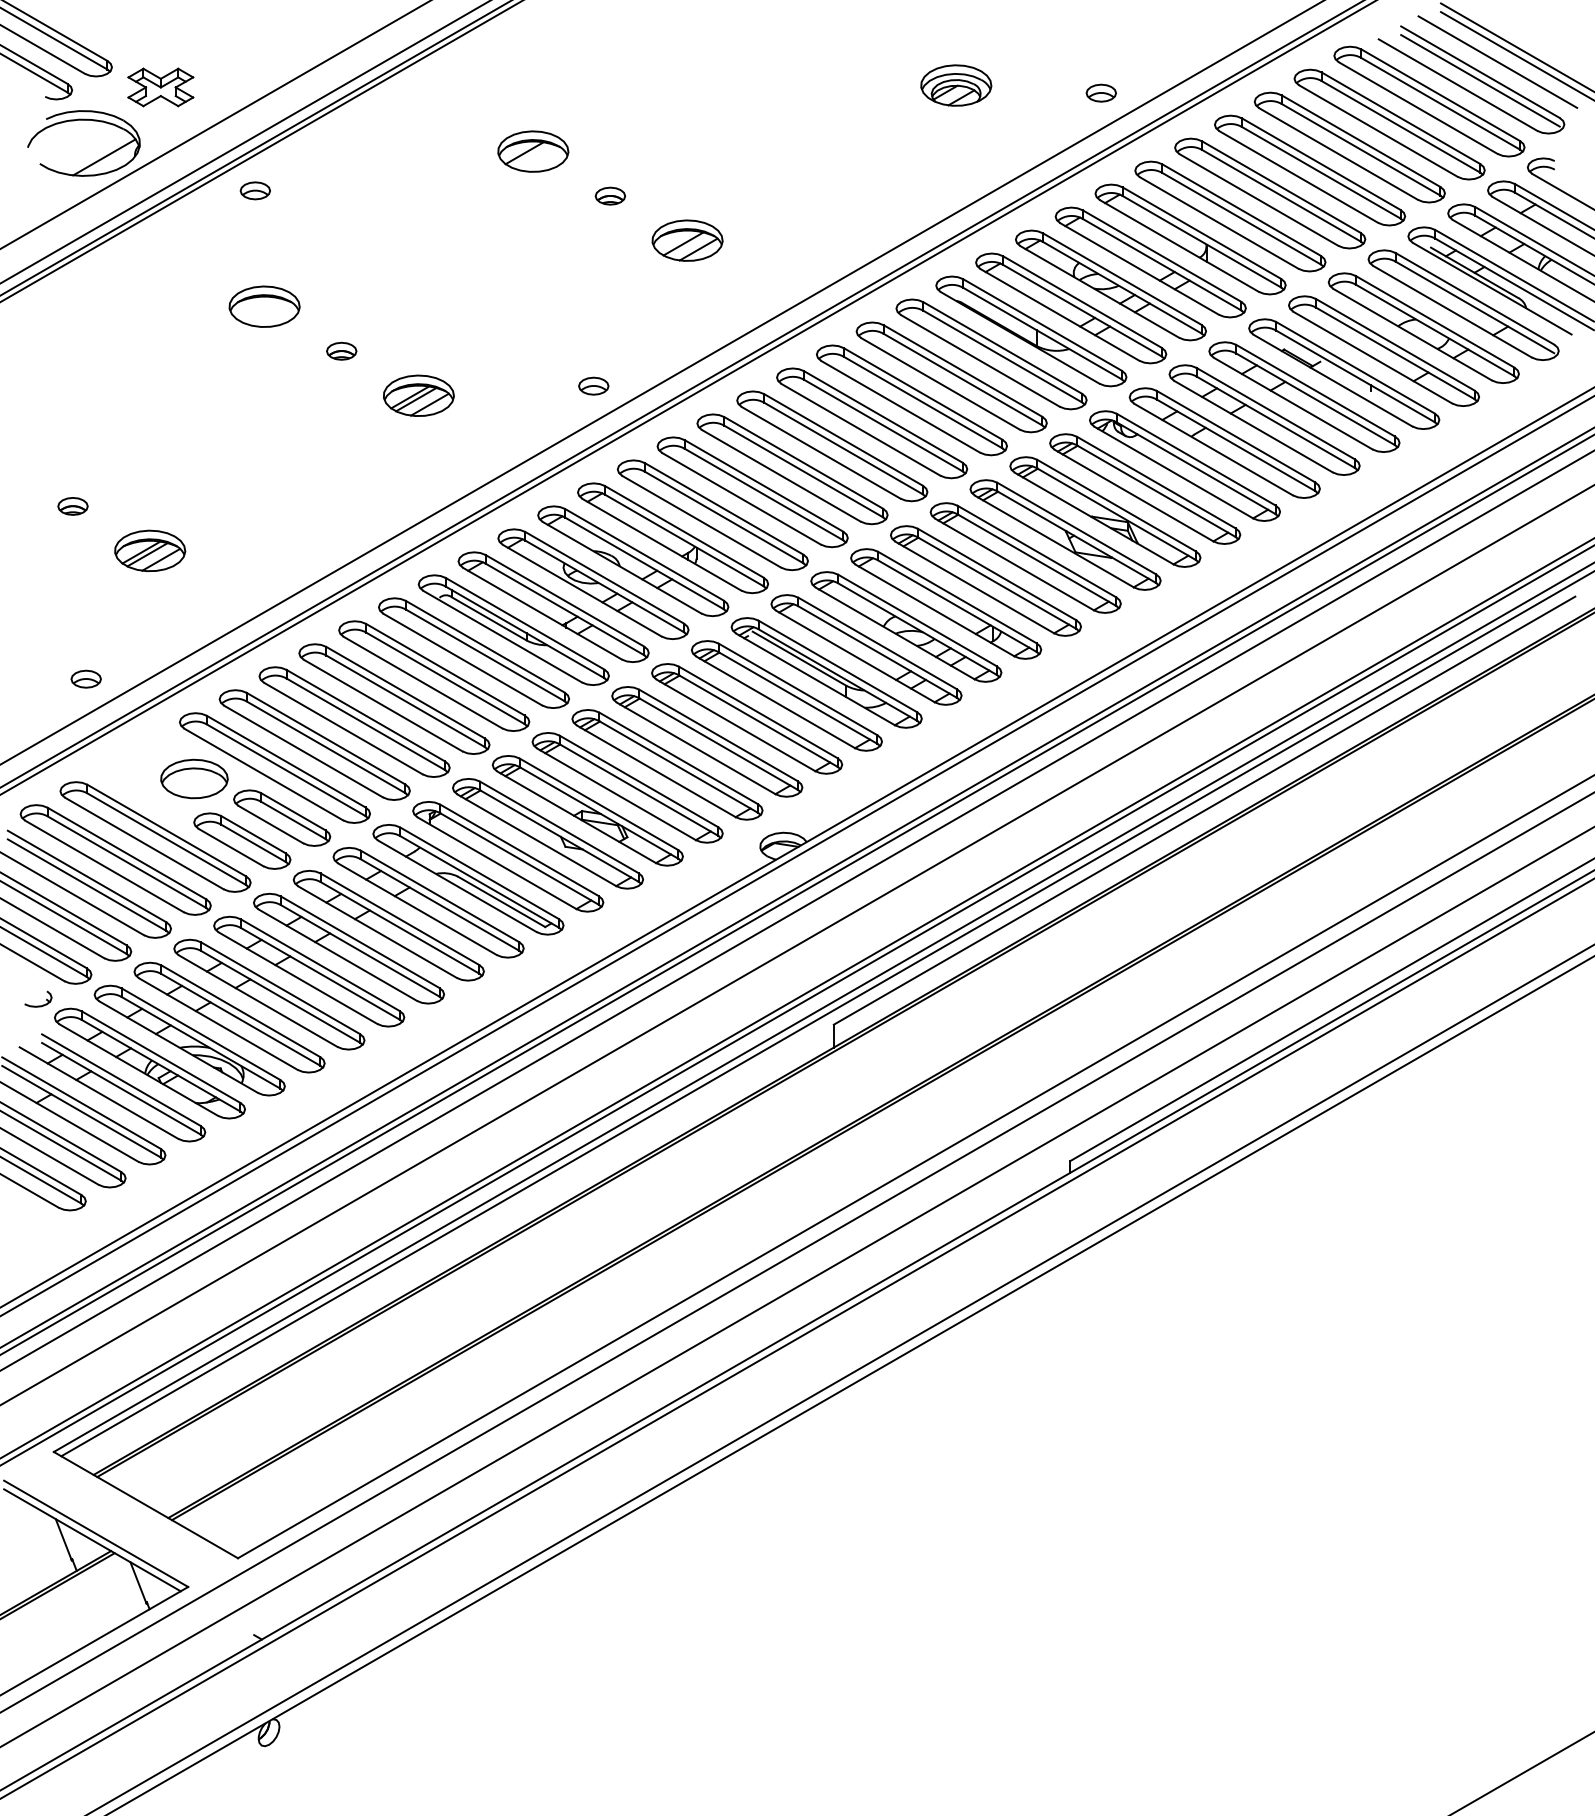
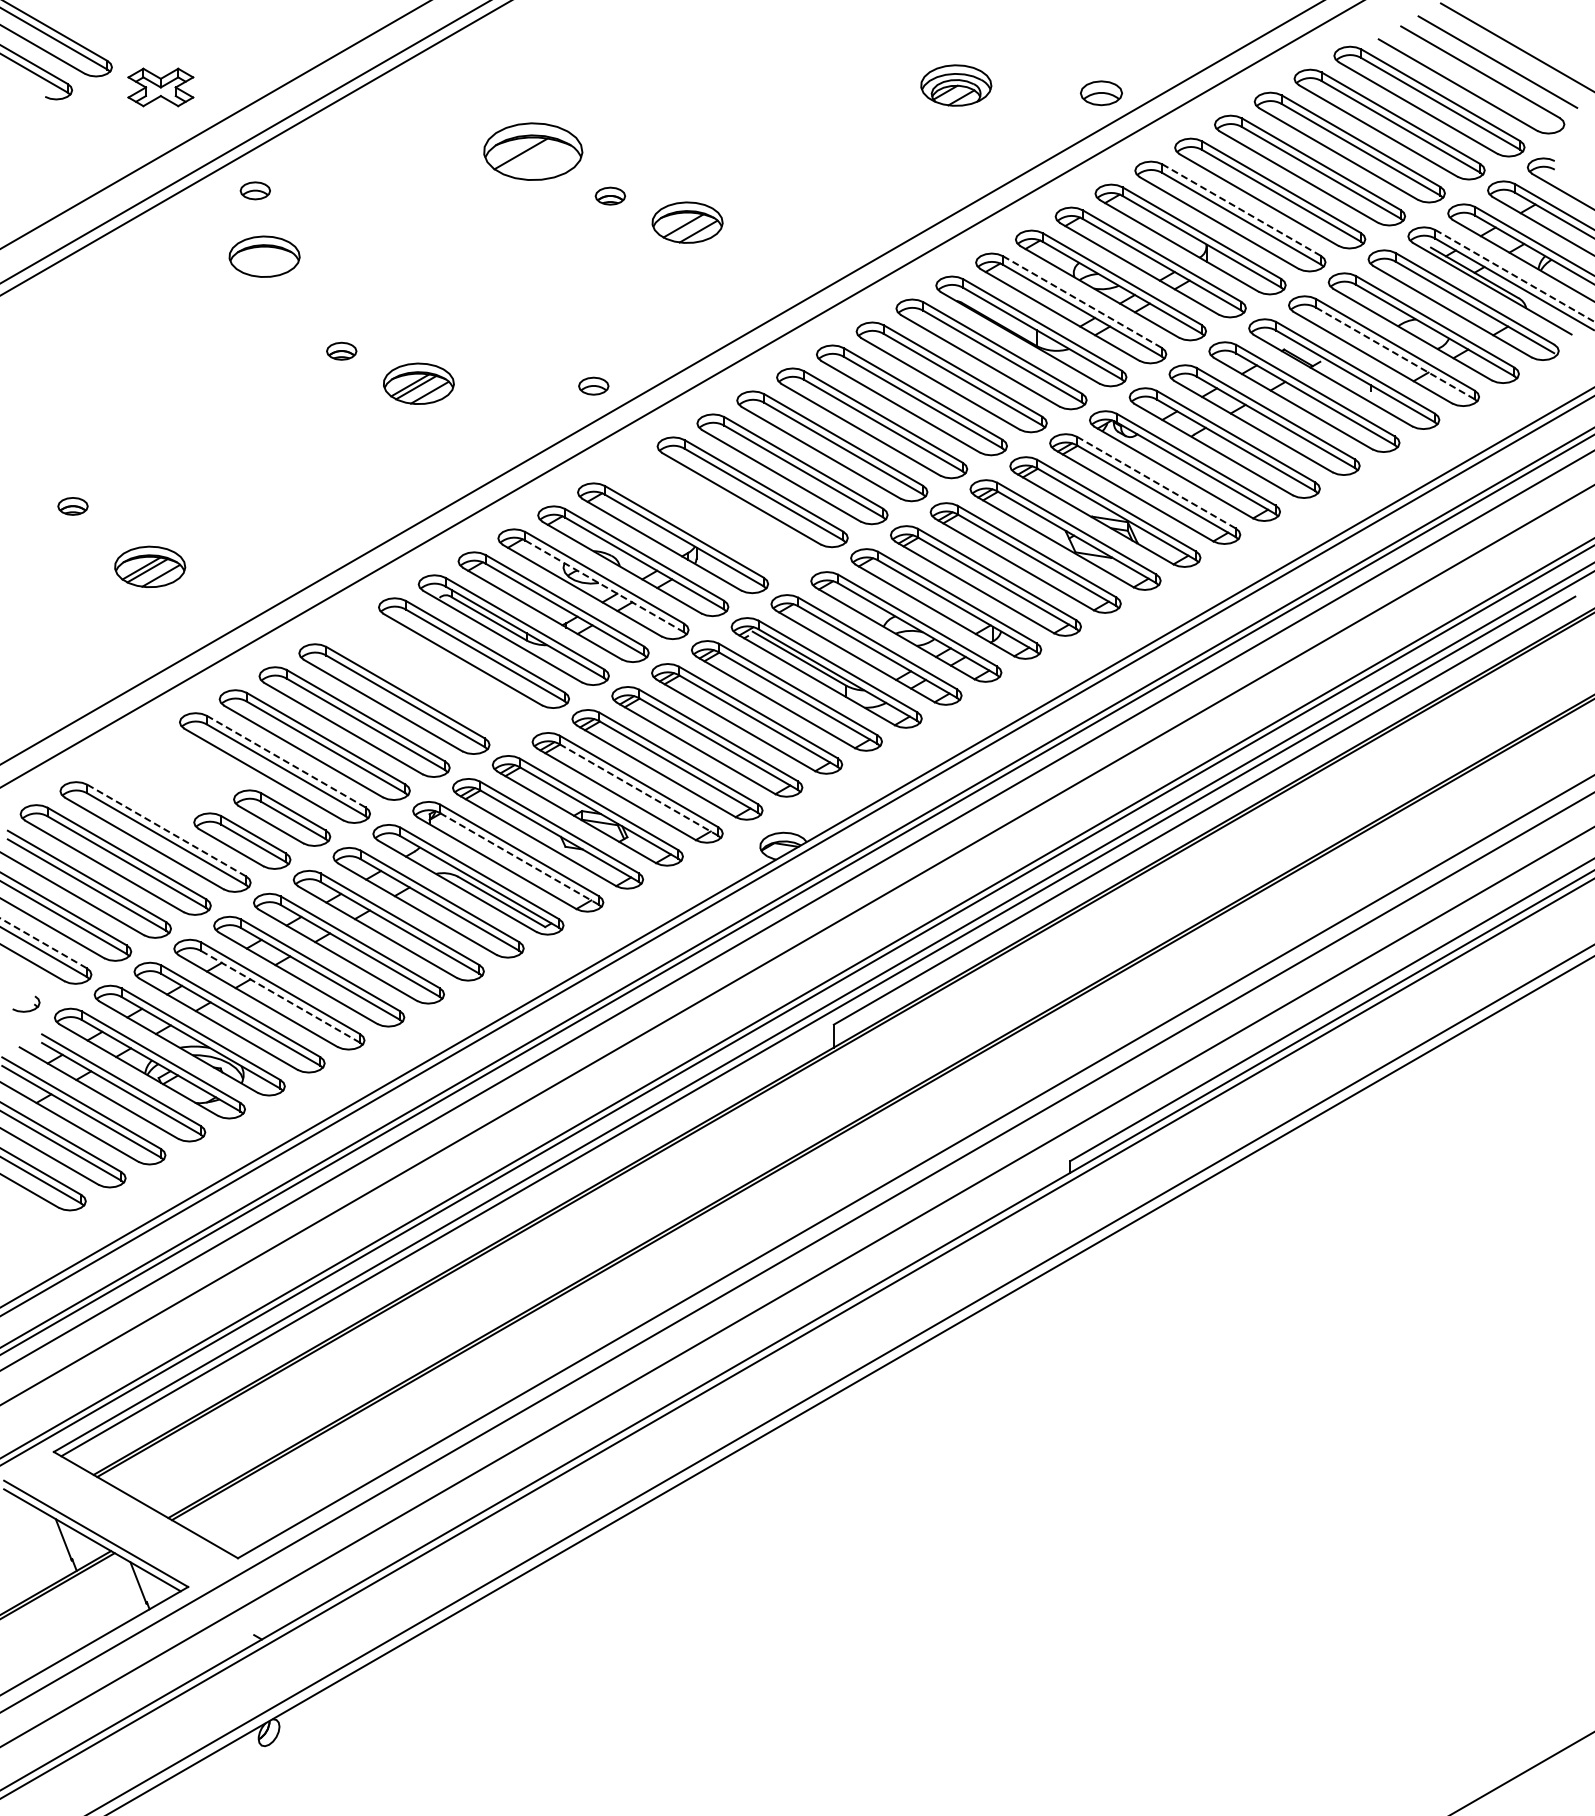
line: present -> none (1515, 55)
line: present -> none (1480, 80)
part size: 32x20 px -> 43x27 px (1101, 93)
line: present -> none (260, 151)
part size: 73x43 px -> 101x59 px (533, 151)
part: present -> none (96, 160)
line: solid -> dashed (1241, 210)
part position: (687, 240) -> (687, 222) (687, 222)
line: solid -> dashed (1514, 275)
line: solid -> dashed (1082, 302)
part position: (264, 306) -> (264, 256) (264, 256)
line: solid -> dashed (1395, 353)
part position: (418, 395) -> (418, 383) (418, 383)
line: present -> none (687, 397)
line: solid -> dashed (1156, 482)
part: present -> none (712, 515)
part position: (150, 550) -> (150, 566) (150, 566)
line: solid -> dashed (604, 586)
part: present -> none (434, 675)
part: present -> none (85, 678)
line: solid -> dashed (286, 761)
part: present -> none (194, 778)
line: solid -> dashed (638, 790)
line: solid -> dashed (166, 830)
line: solid -> dashed (519, 858)
line: solid -> dashed (43, 943)
line: solid -> dashed (280, 996)
part position: (38, 1005) -> (26, 1010) (26, 1010)
